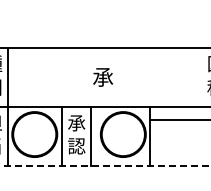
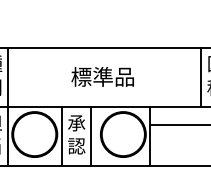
text: 承 -> 標準品 (102, 76)
line: none -> present (200, 76)
line position: (178, 119) -> (178, 124) (178, 124)
line: dashed -> solid (105, 165)
